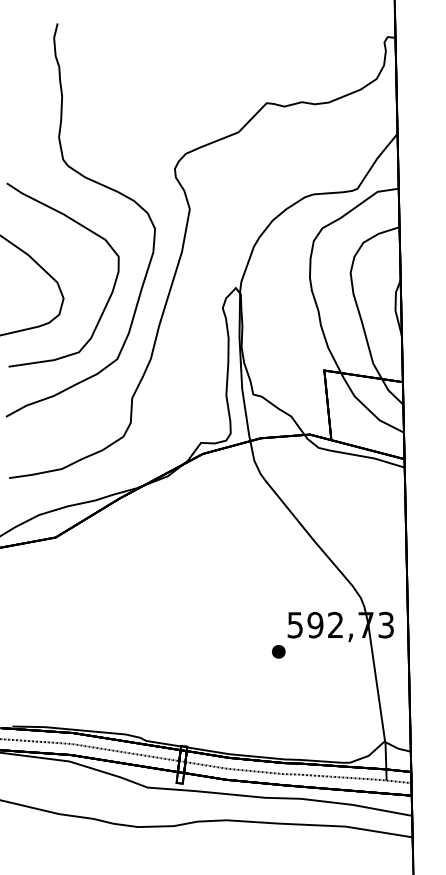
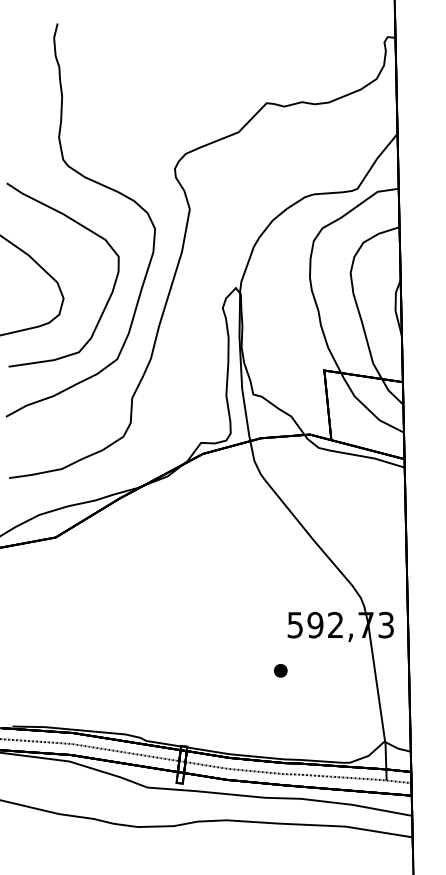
part position: (278, 651) -> (280, 670) (280, 670)
